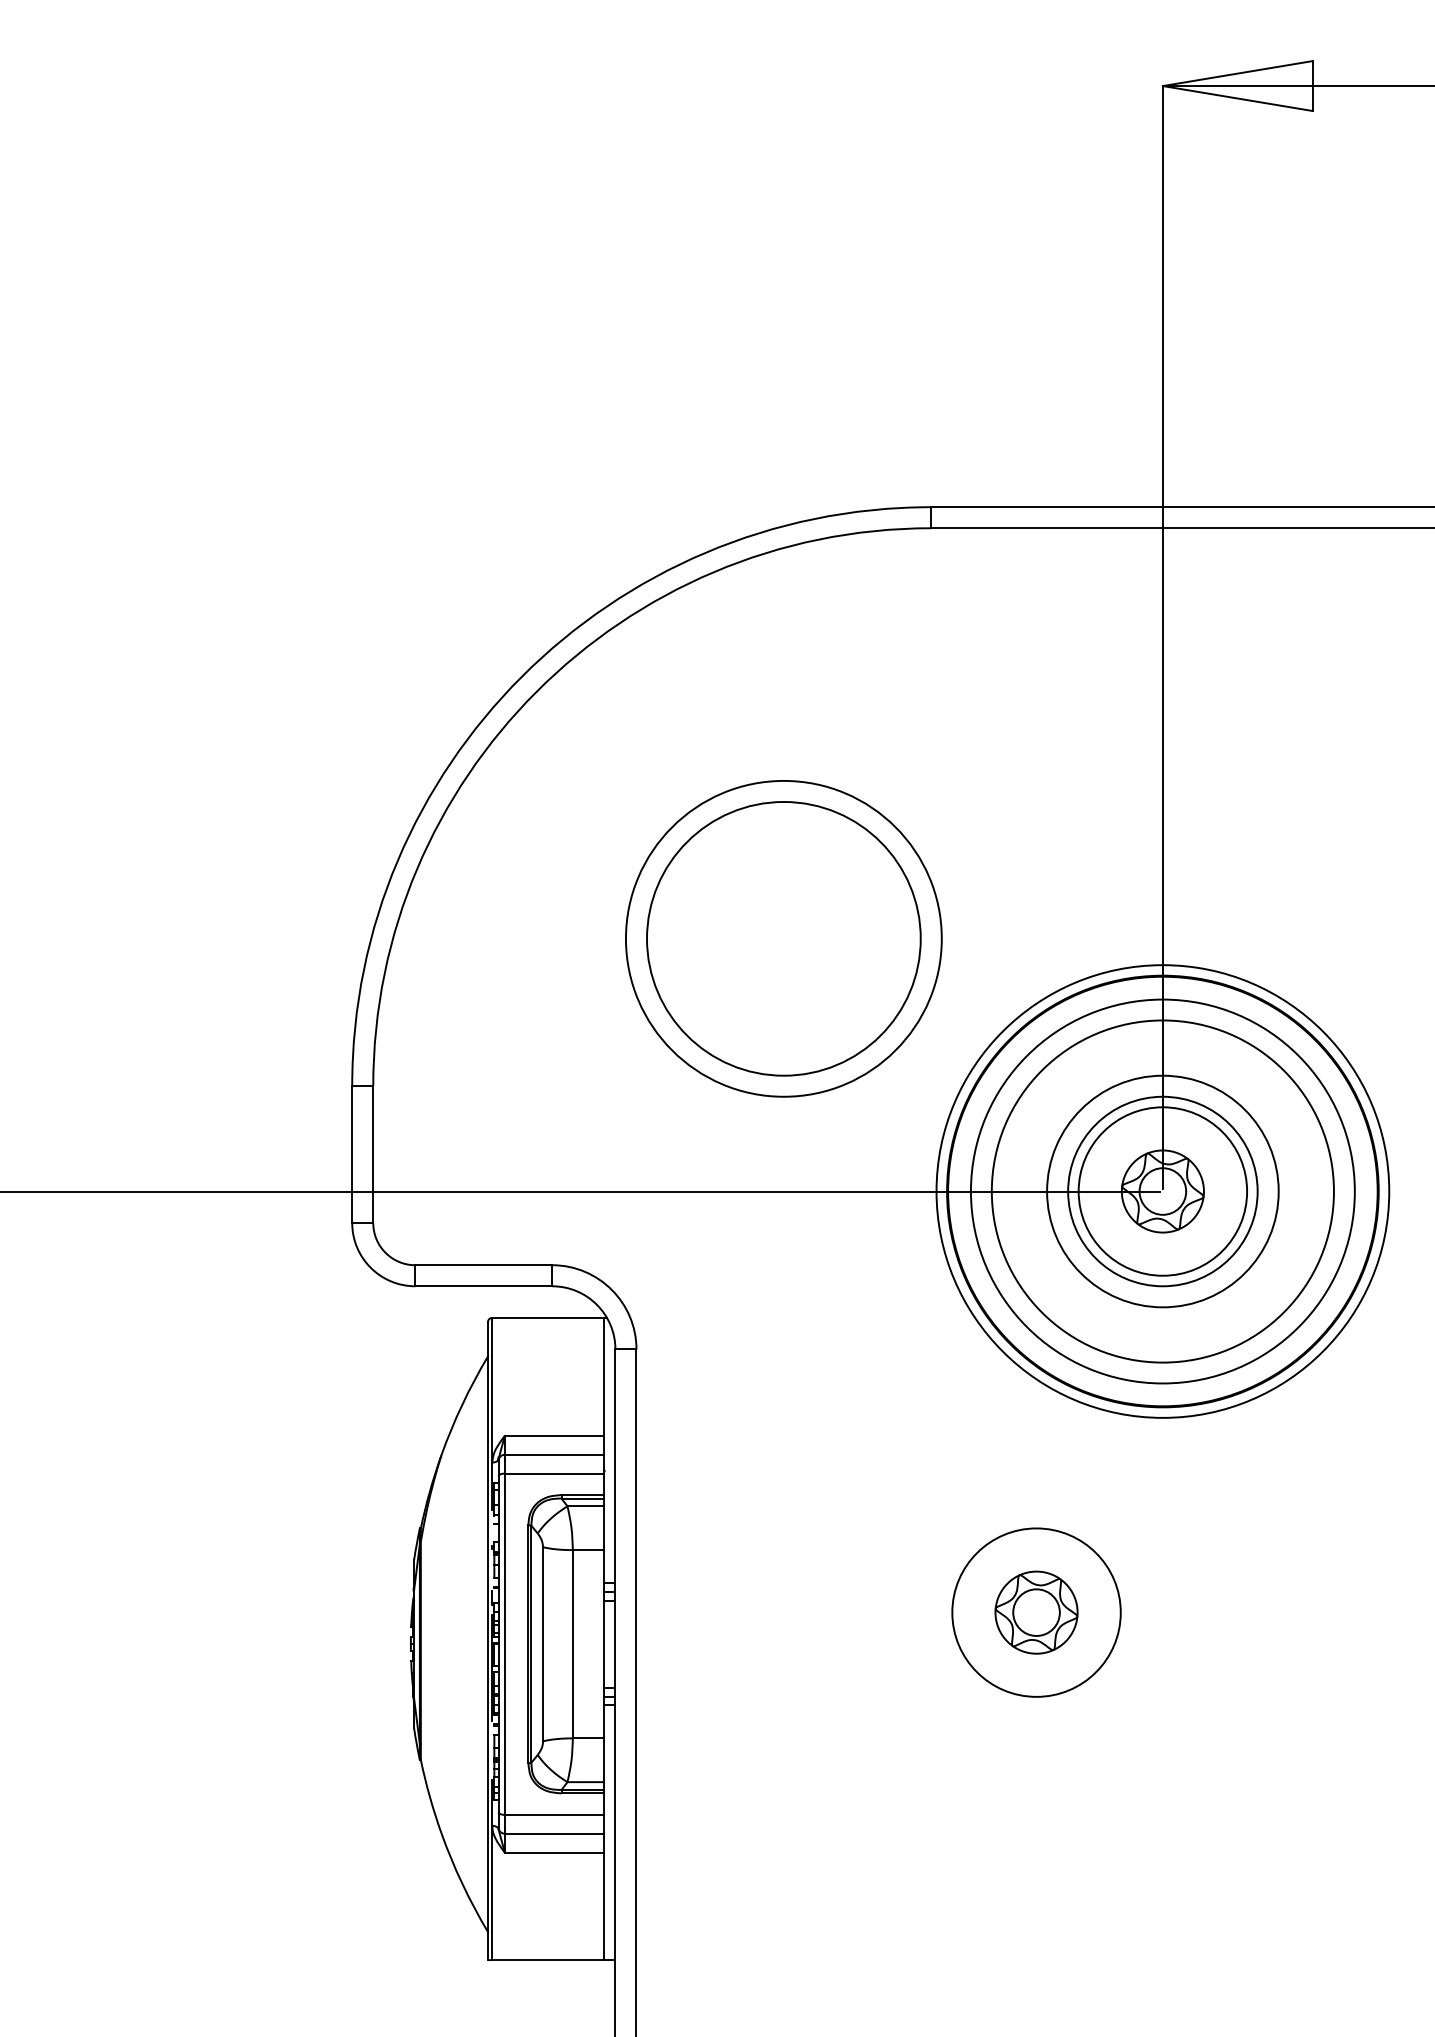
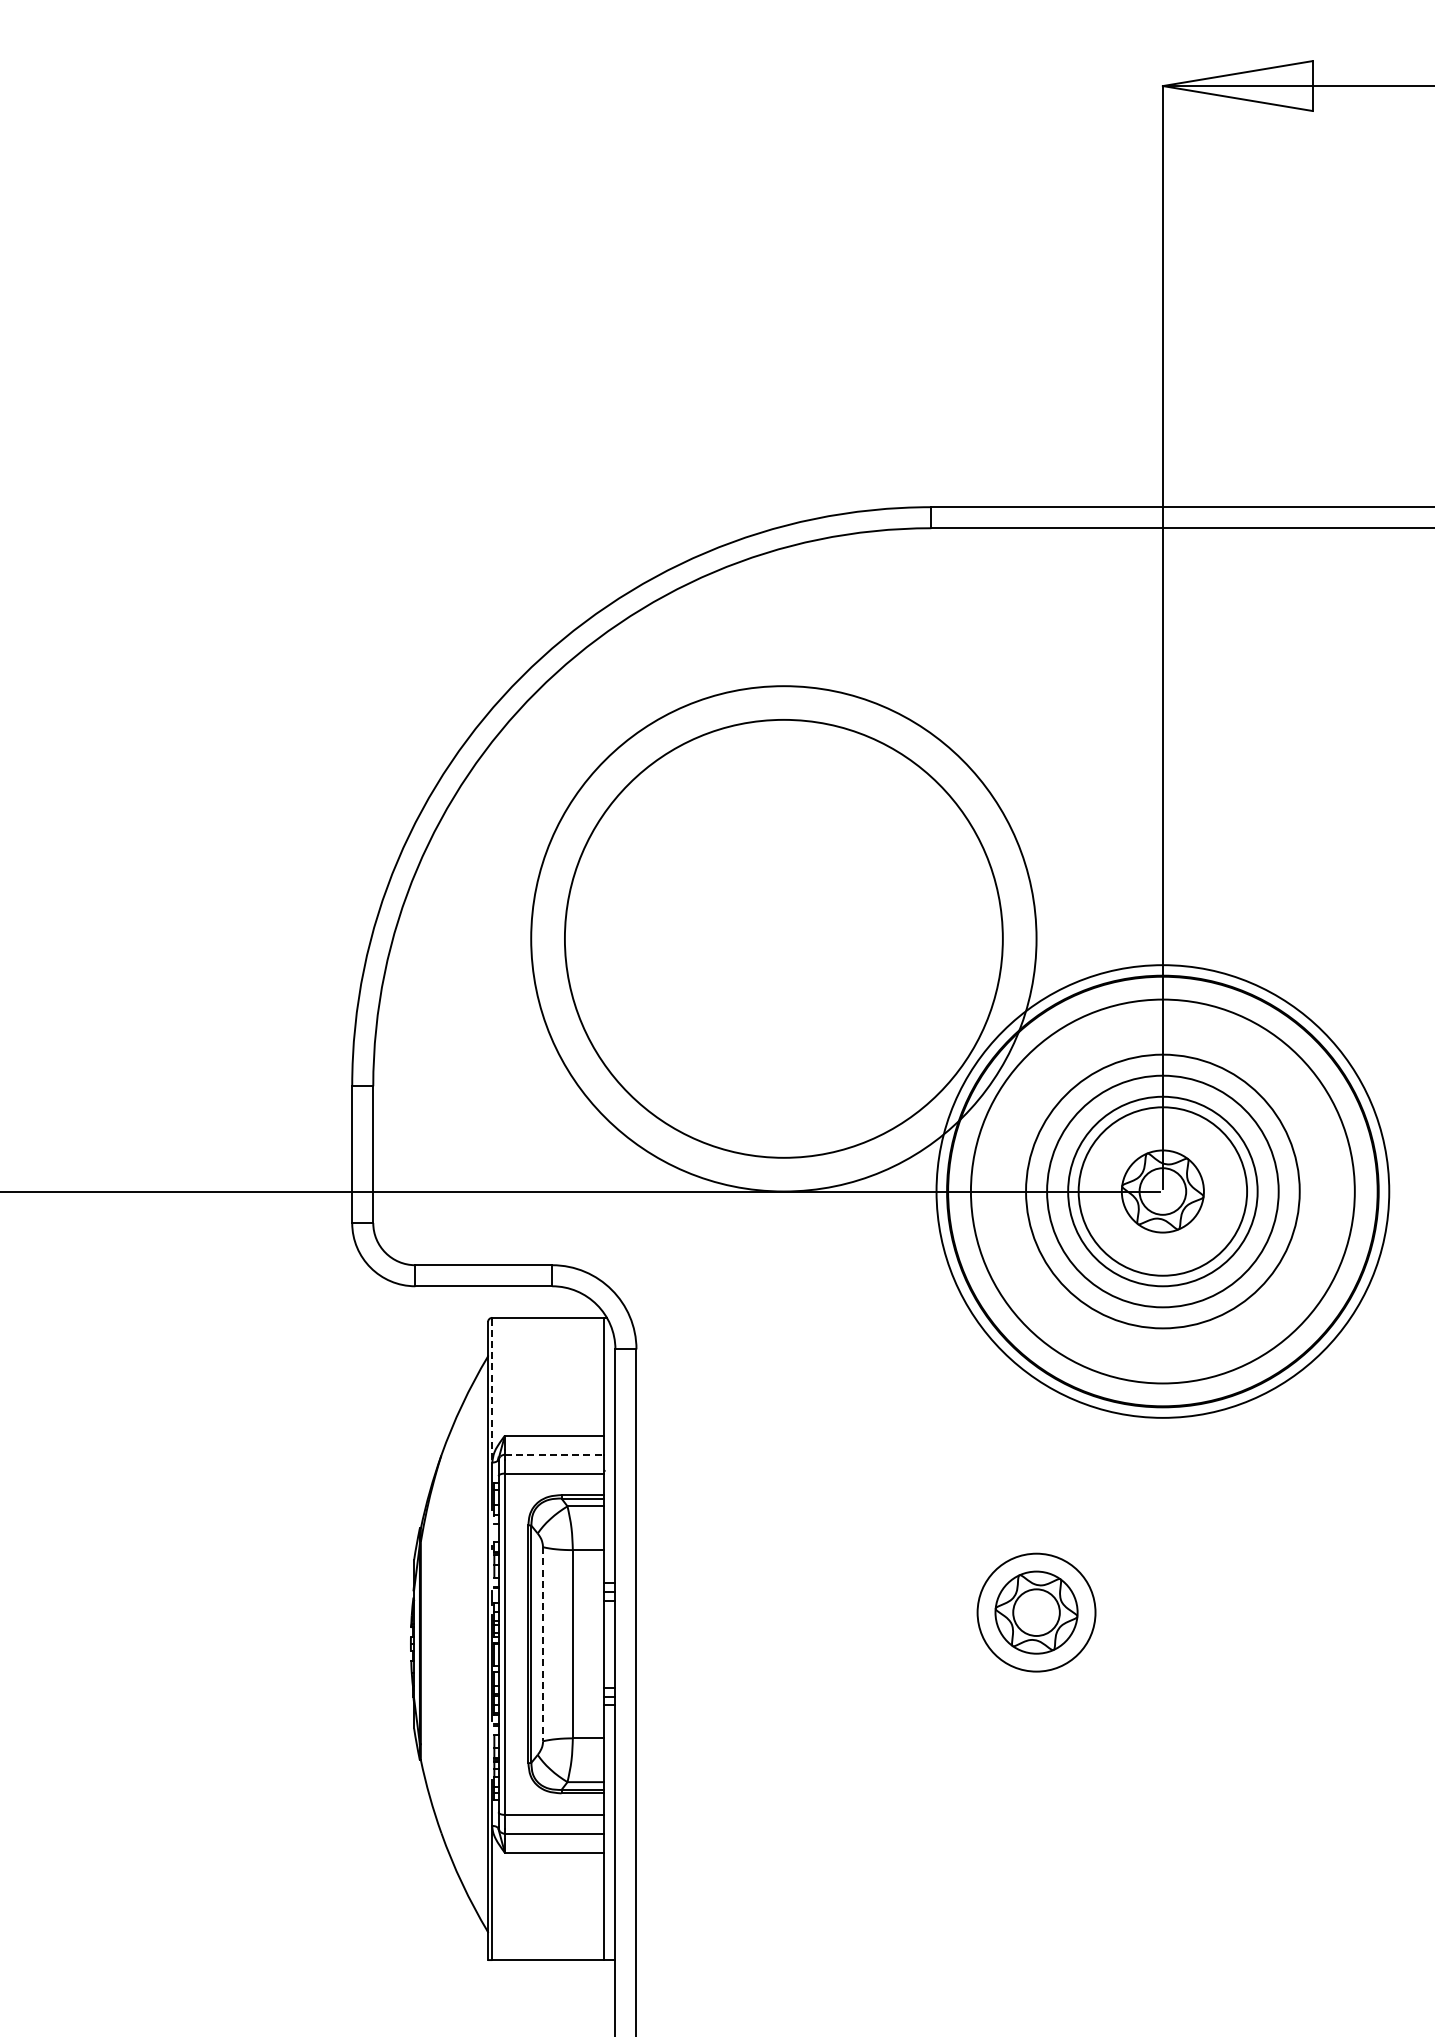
circle diameter: 274 px -> 438 px (783, 938)
circle diameter: 316 px -> 505 px (783, 938)
circle diameter: 342 px -> 274 px (1162, 1191)
line: solid -> dashed (492, 1390)
line: solid -> dashed (554, 1454)
circle diameter: 168 px -> 118 px (1036, 1612)
line: solid -> dashed (543, 1644)
